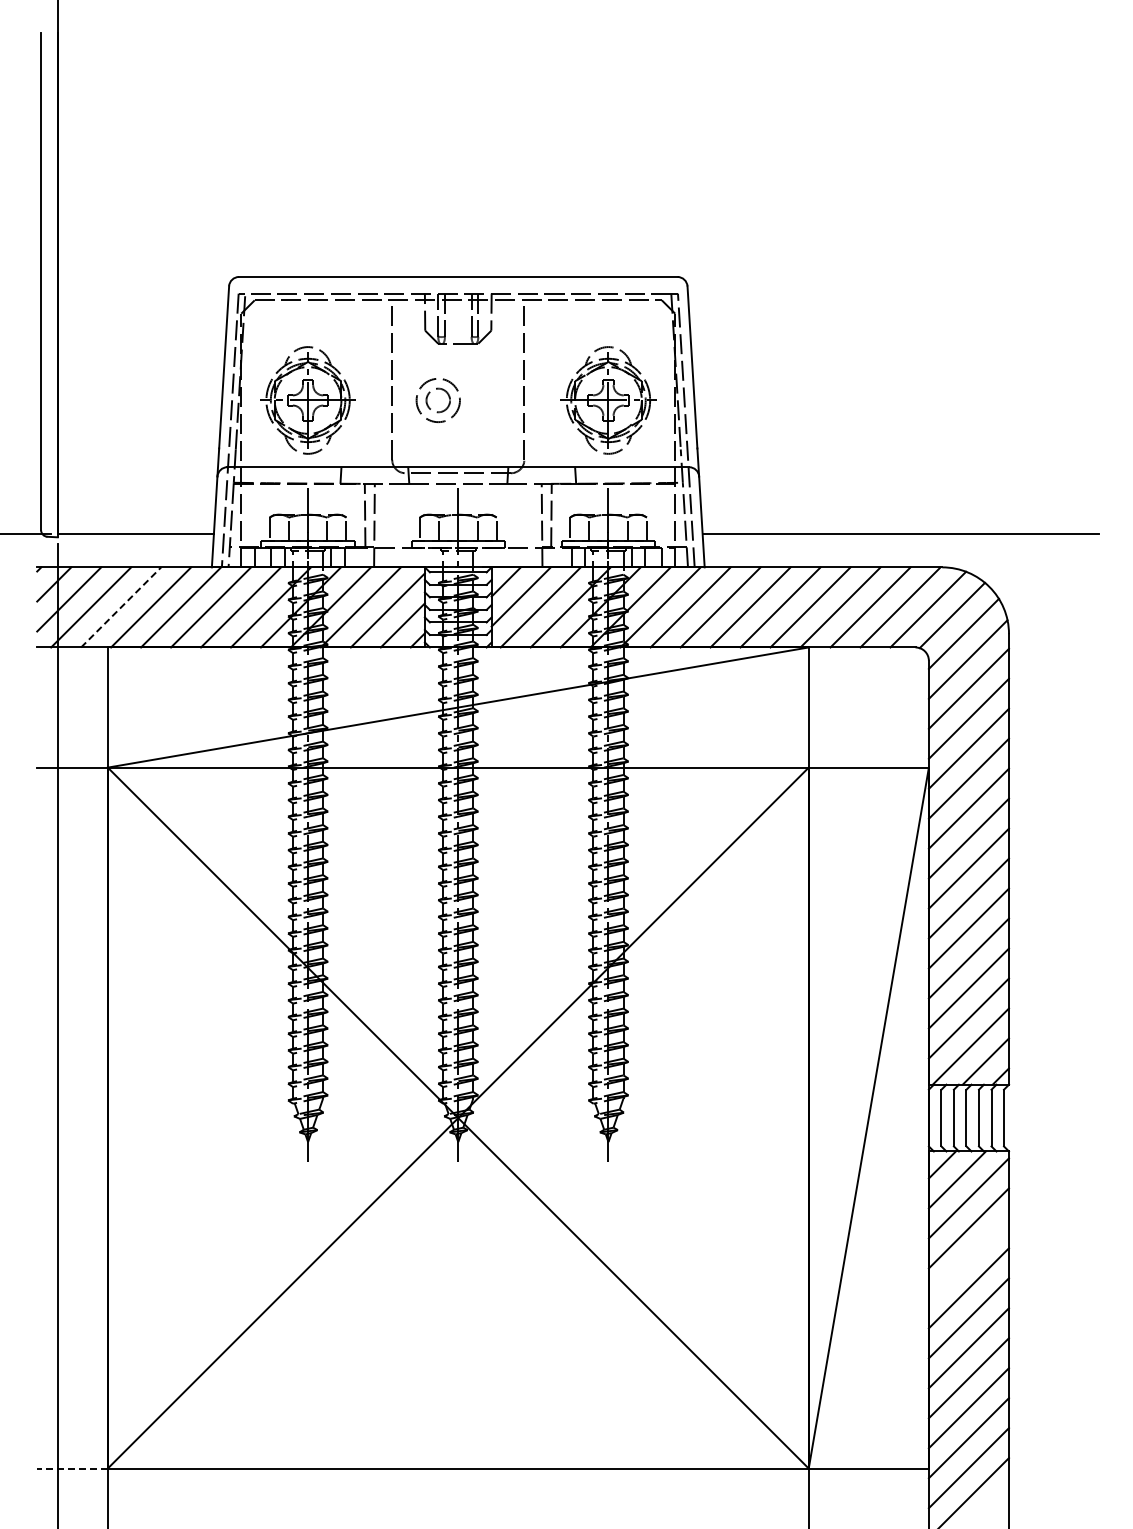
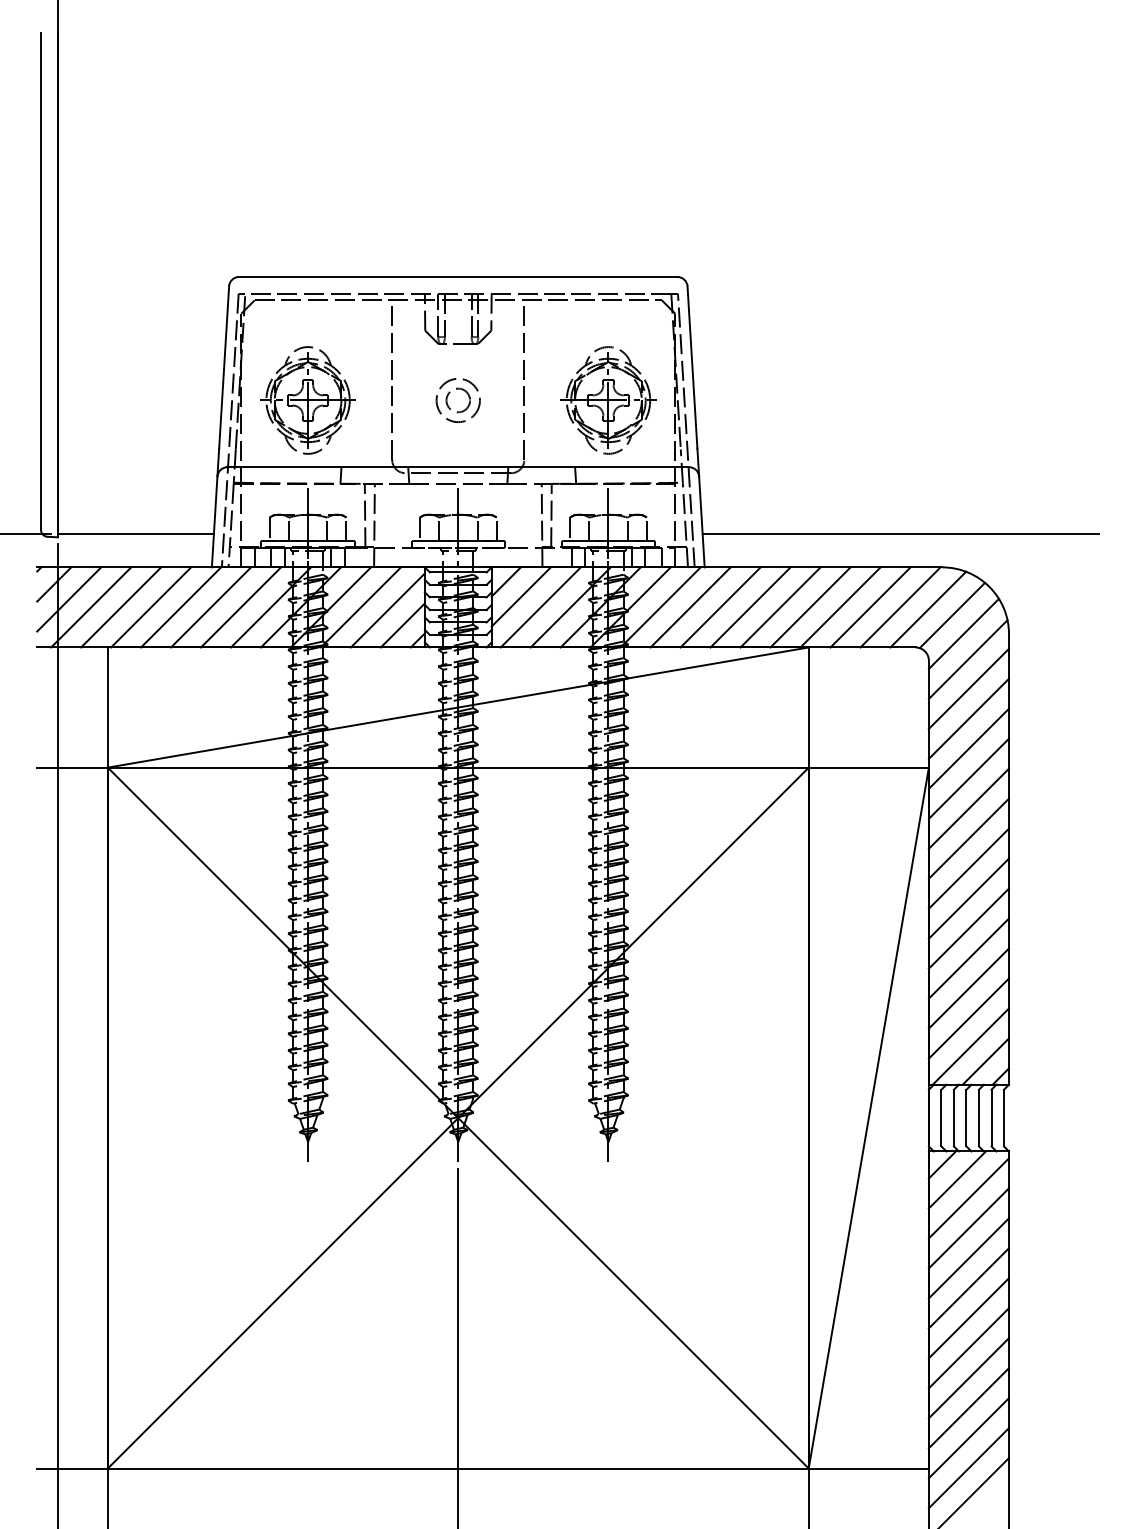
part position: (428, 396) -> (448, 396) (448, 396)
line: dashed -> solid (121, 607)
line: none -> present (968, 1258)
line: none -> present (458, 1347)
line: dashed -> solid (72, 1468)
